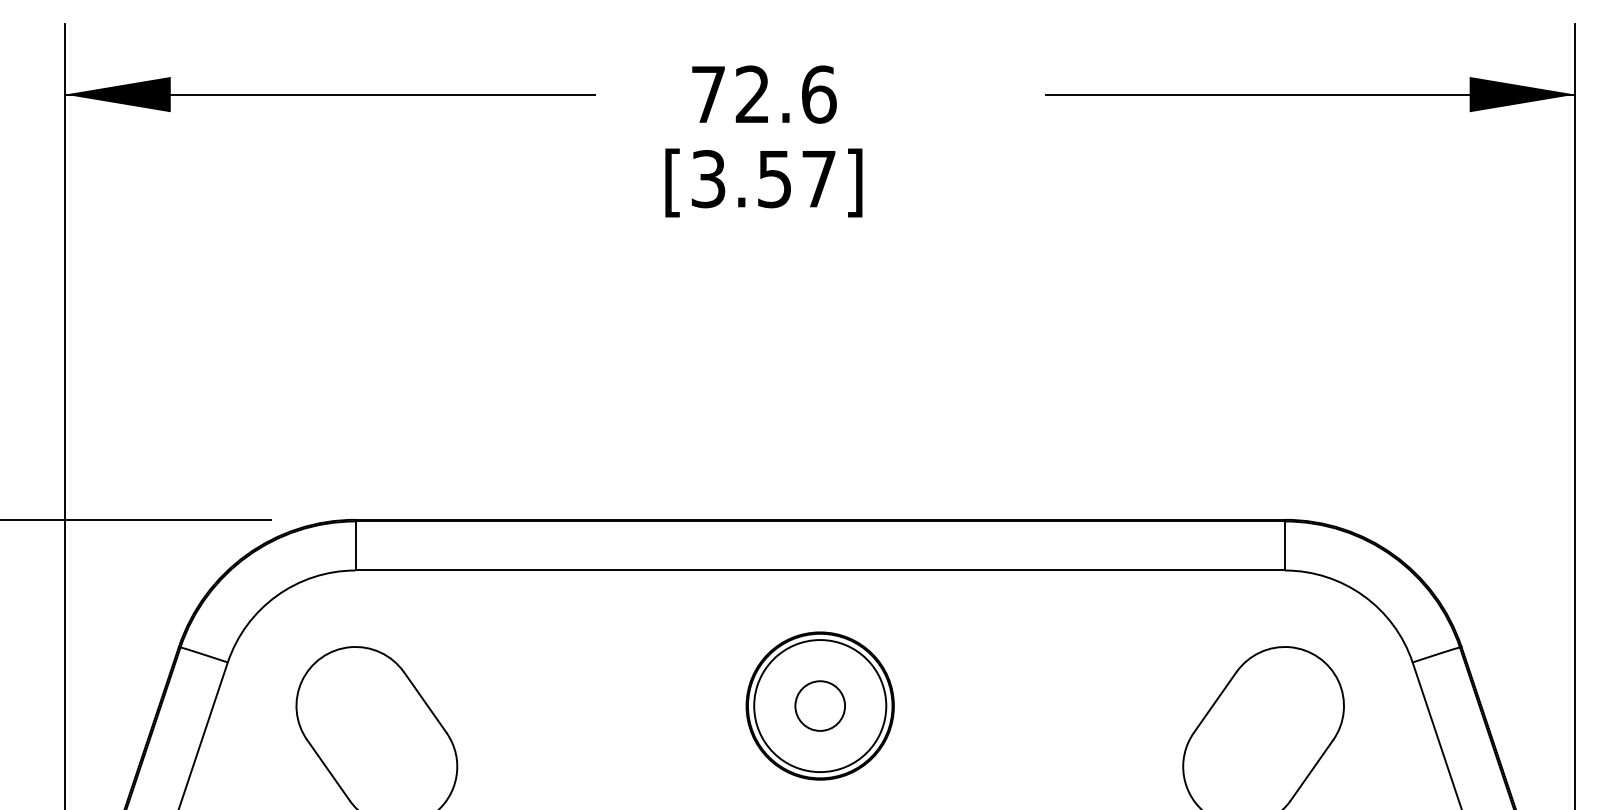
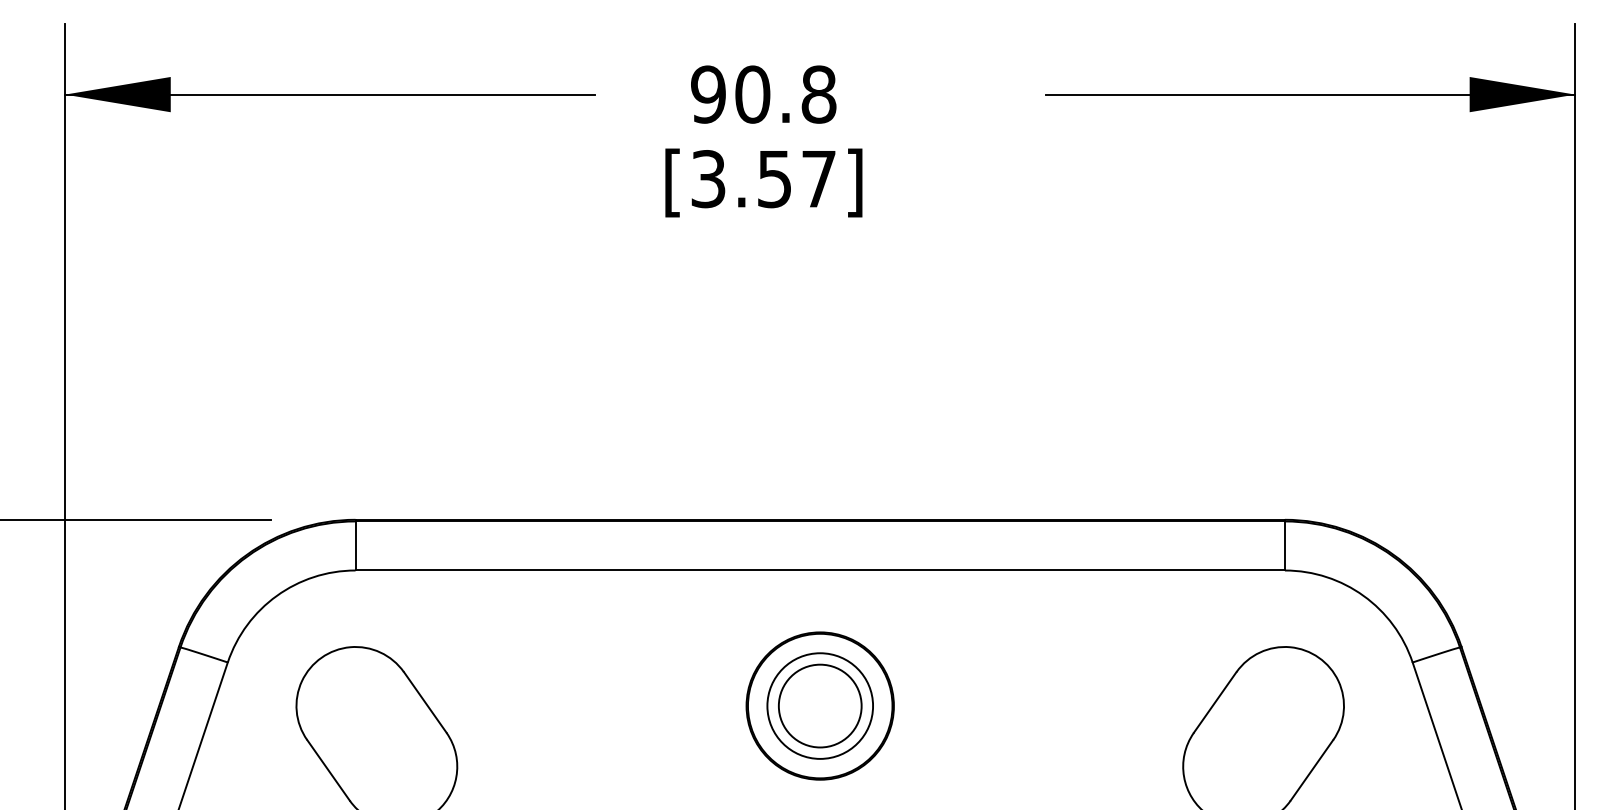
text: 72.6 -> 90.8 (763, 94)
circle diameter: 50 px -> 83 px (819, 705)
circle diameter: 132 px -> 106 px (820, 705)
